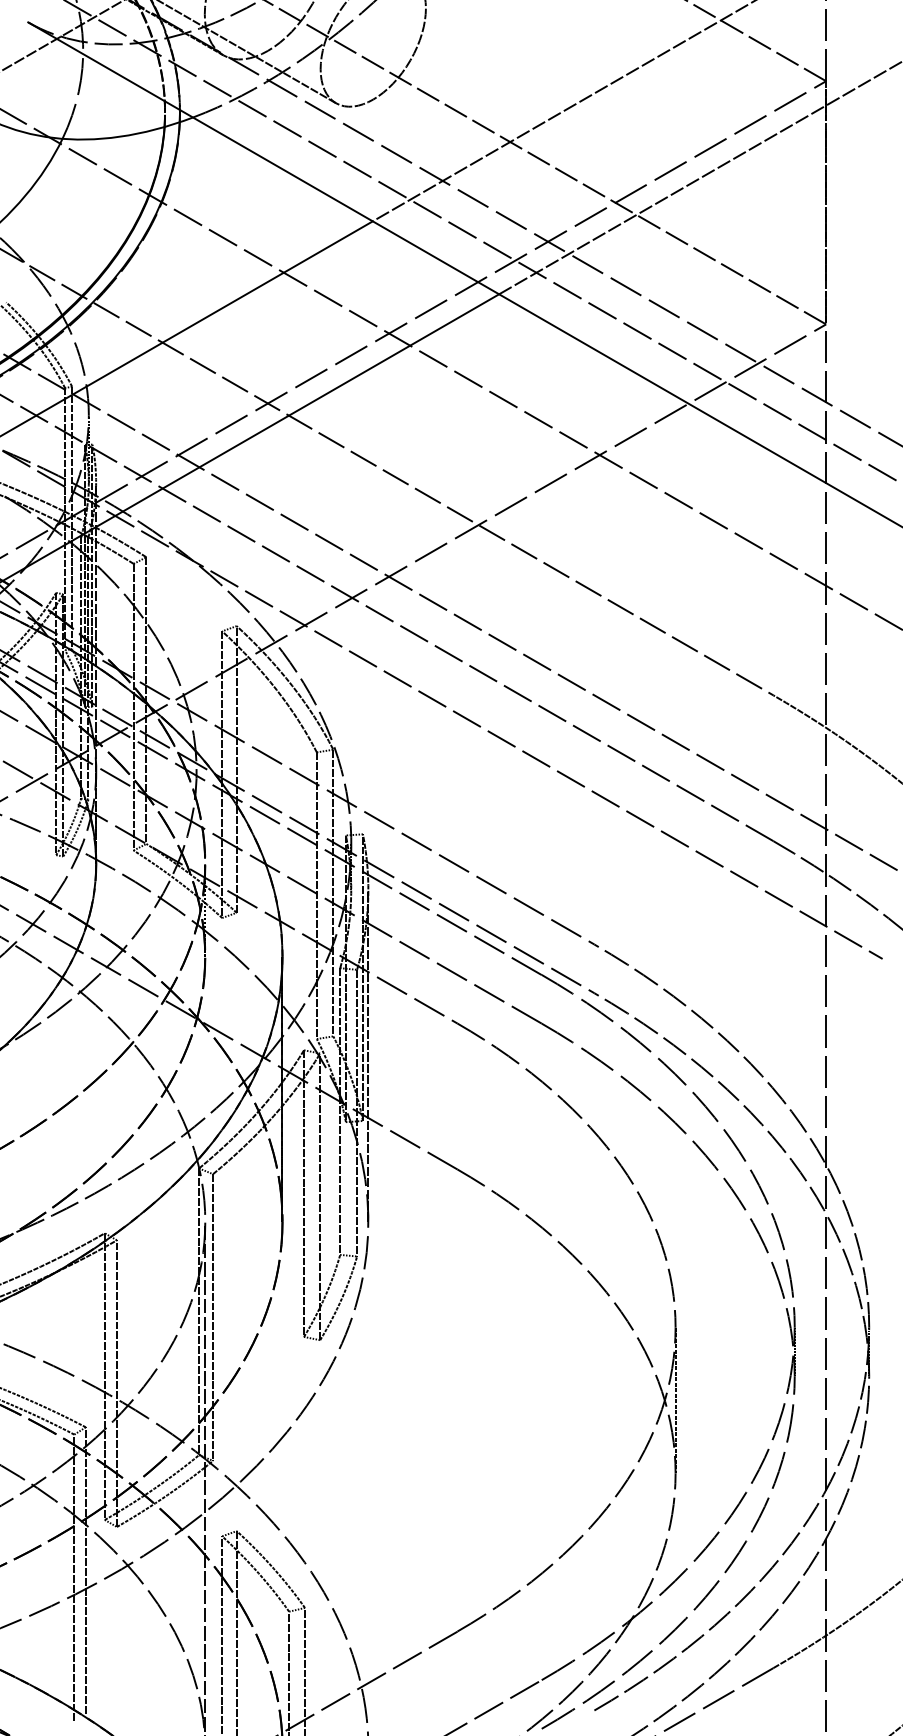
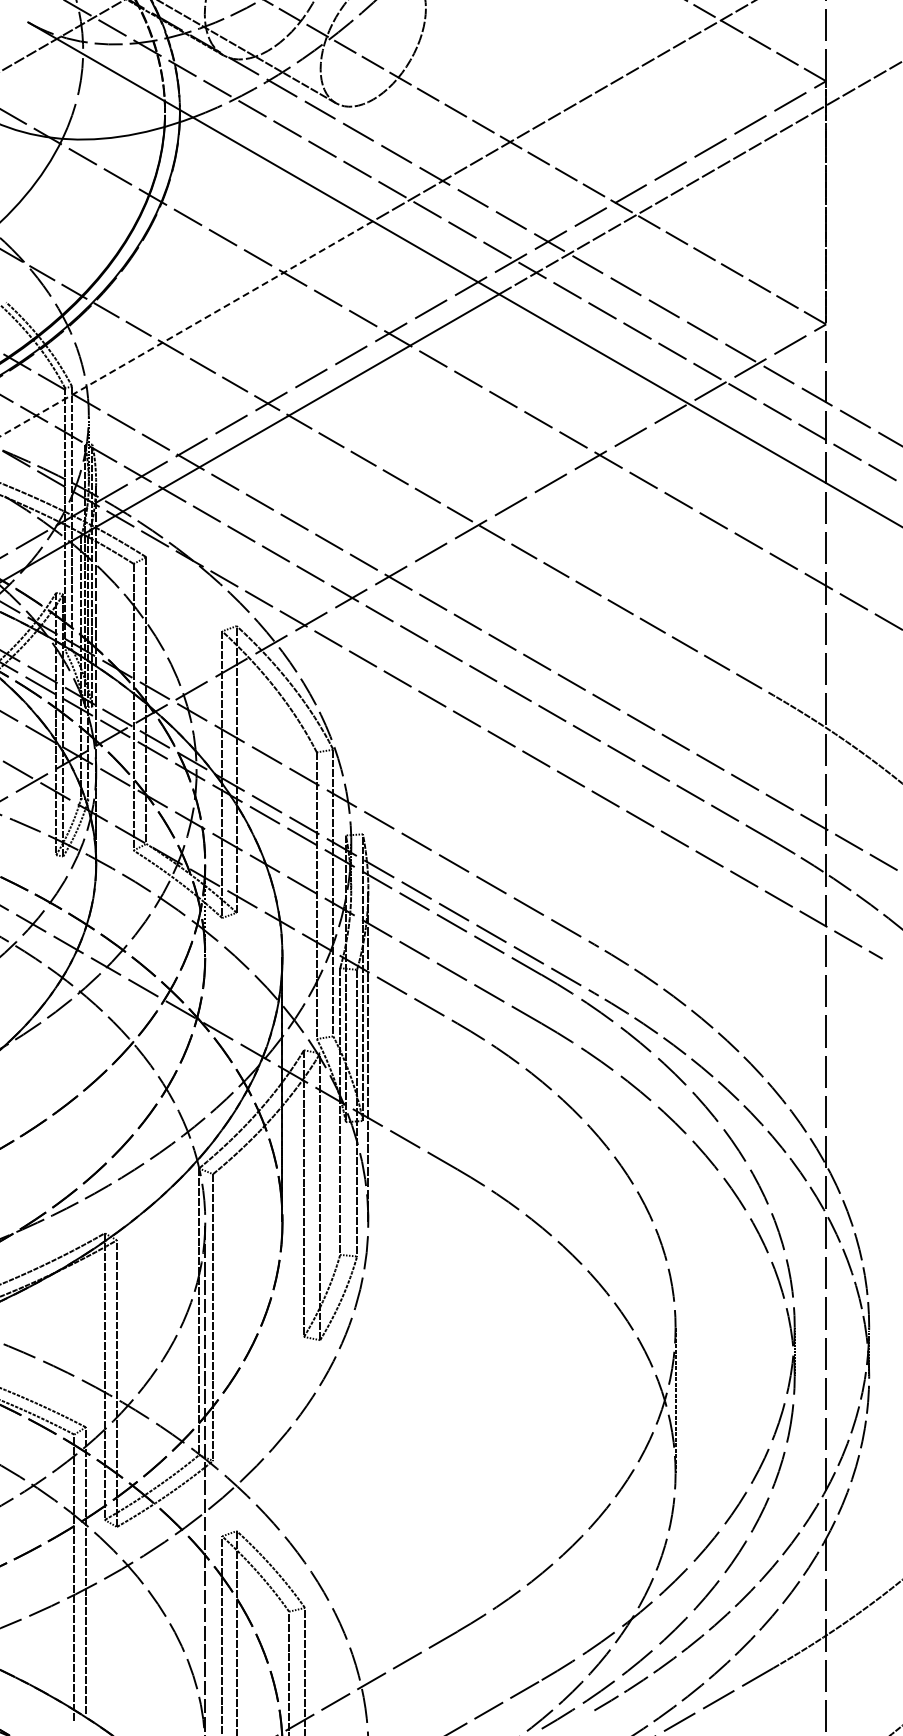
line: solid -> dashed (186, 328)
